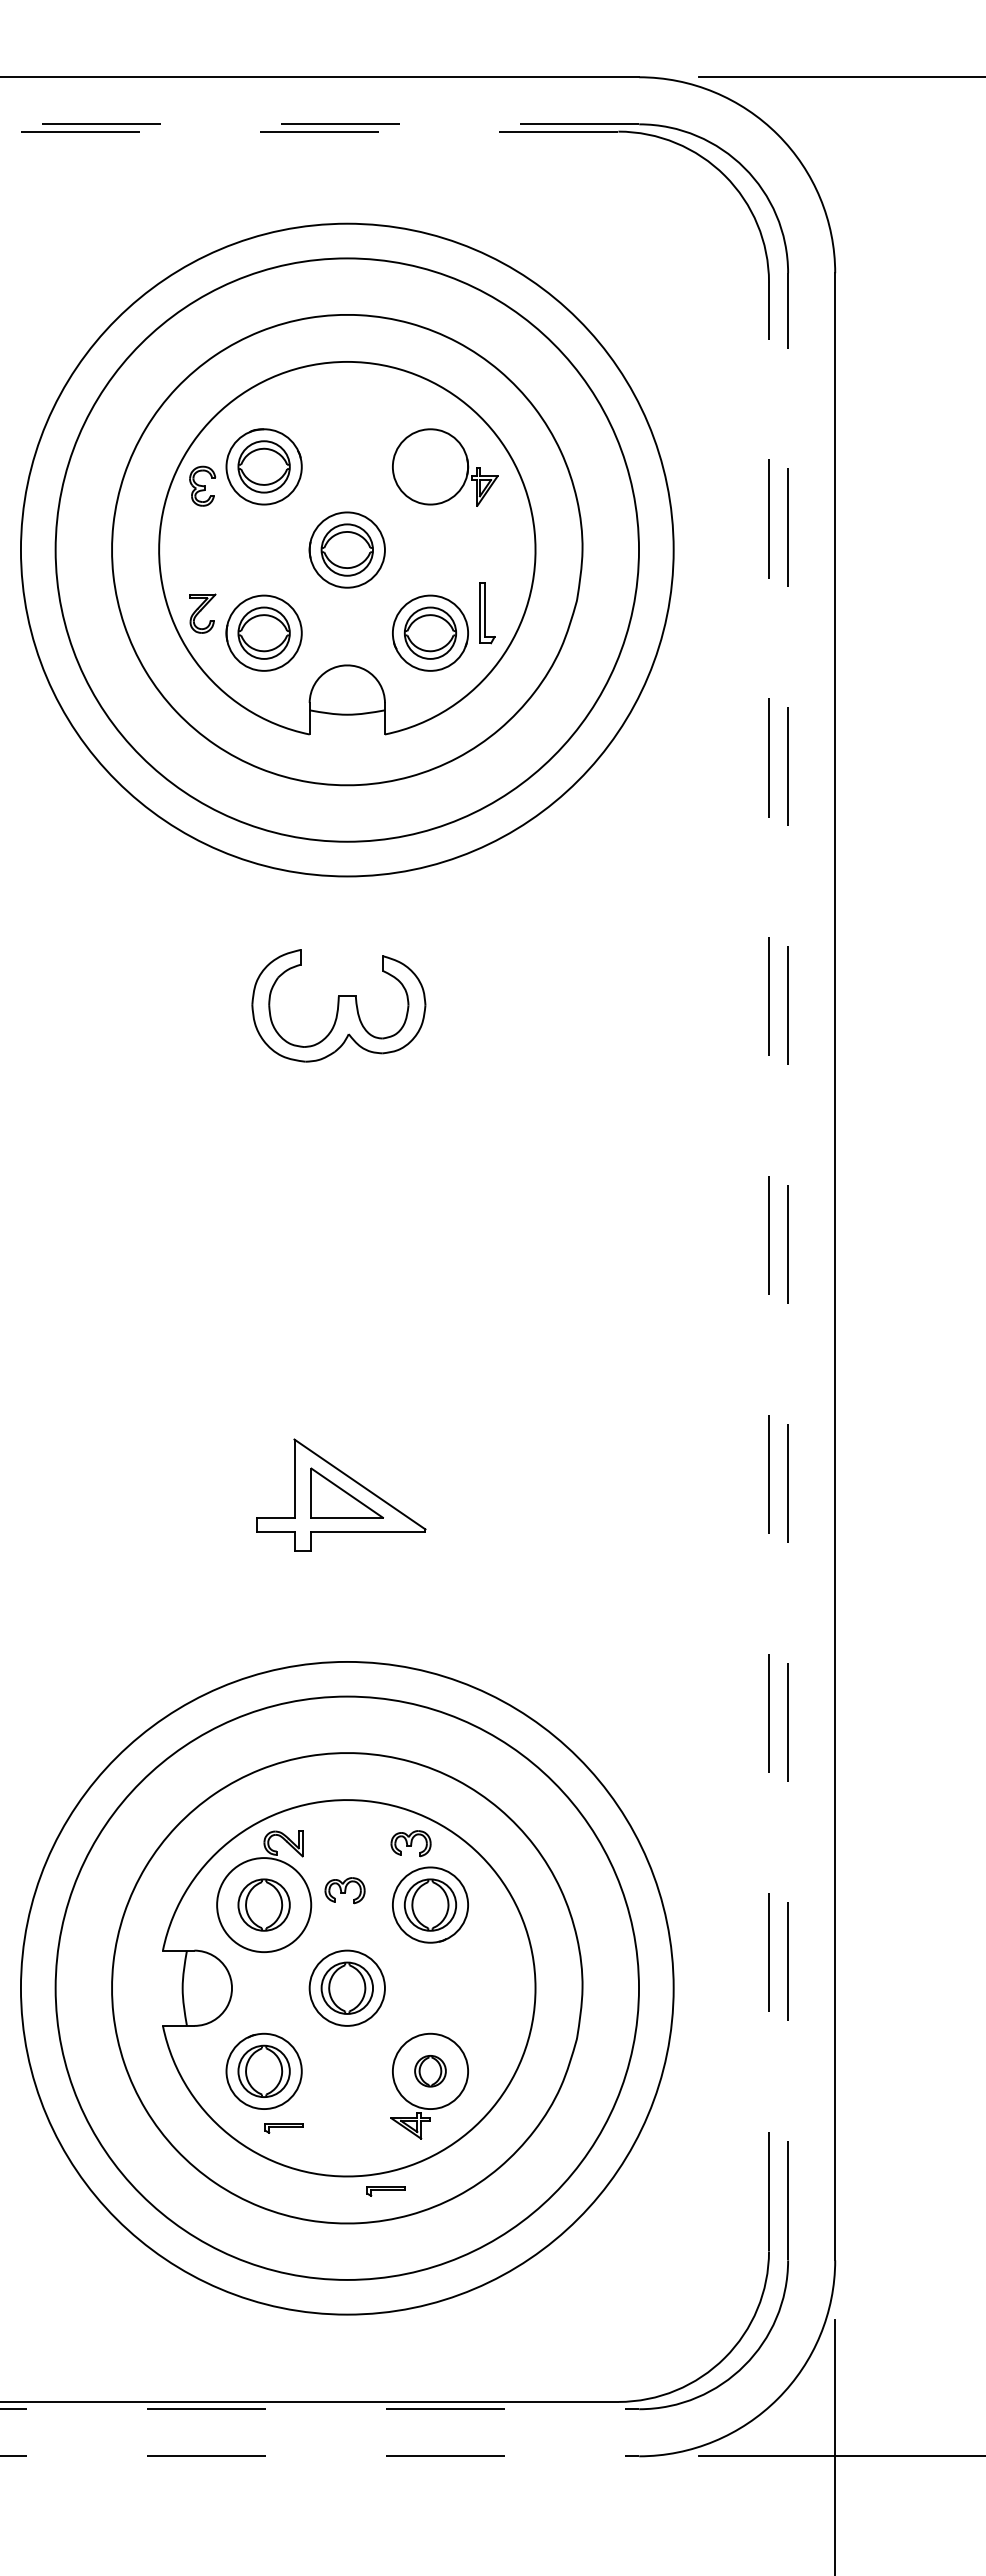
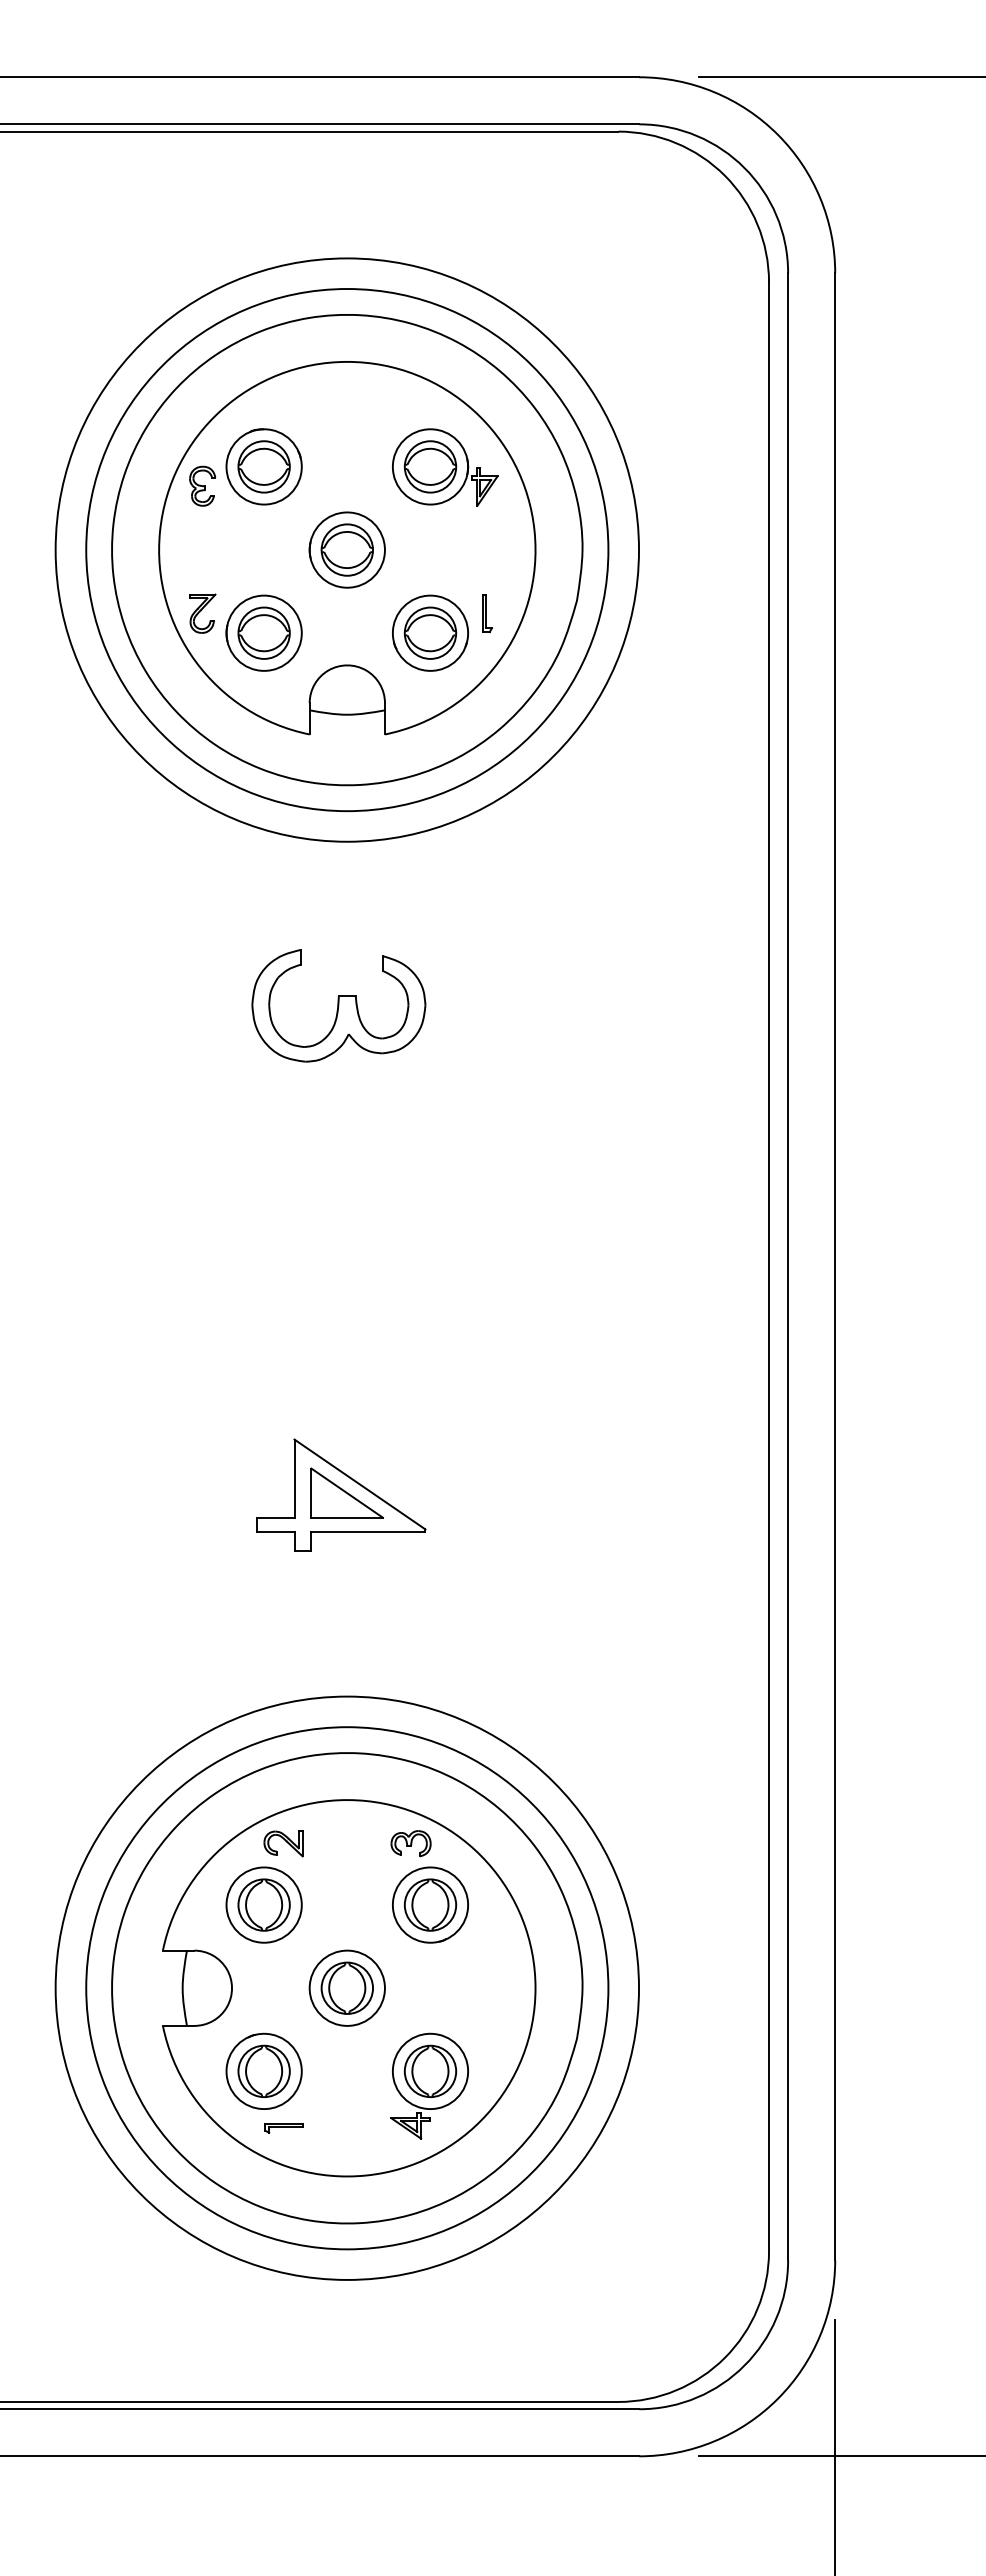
line: dashed -> solid (319, 124)
line: dashed -> solid (309, 131)
part: none -> present (430, 466)
circle diameter: 653 px -> 522 px (347, 550)
part size: 17x63 px -> 11x39 px (487, 613)
line: dashed -> solid (769, 1266)
line: dashed -> solid (788, 1266)
part: present -> none (344, 1890)
circle diameter: 94 px -> 75 px (263, 1904)
circle diameter: 653 px -> 522 px (347, 1988)
part size: 33x33 px -> 55x54 px (430, 2070)
part: present -> none (385, 2191)
line: dashed -> solid (320, 2409)
line: dashed -> solid (320, 2456)
